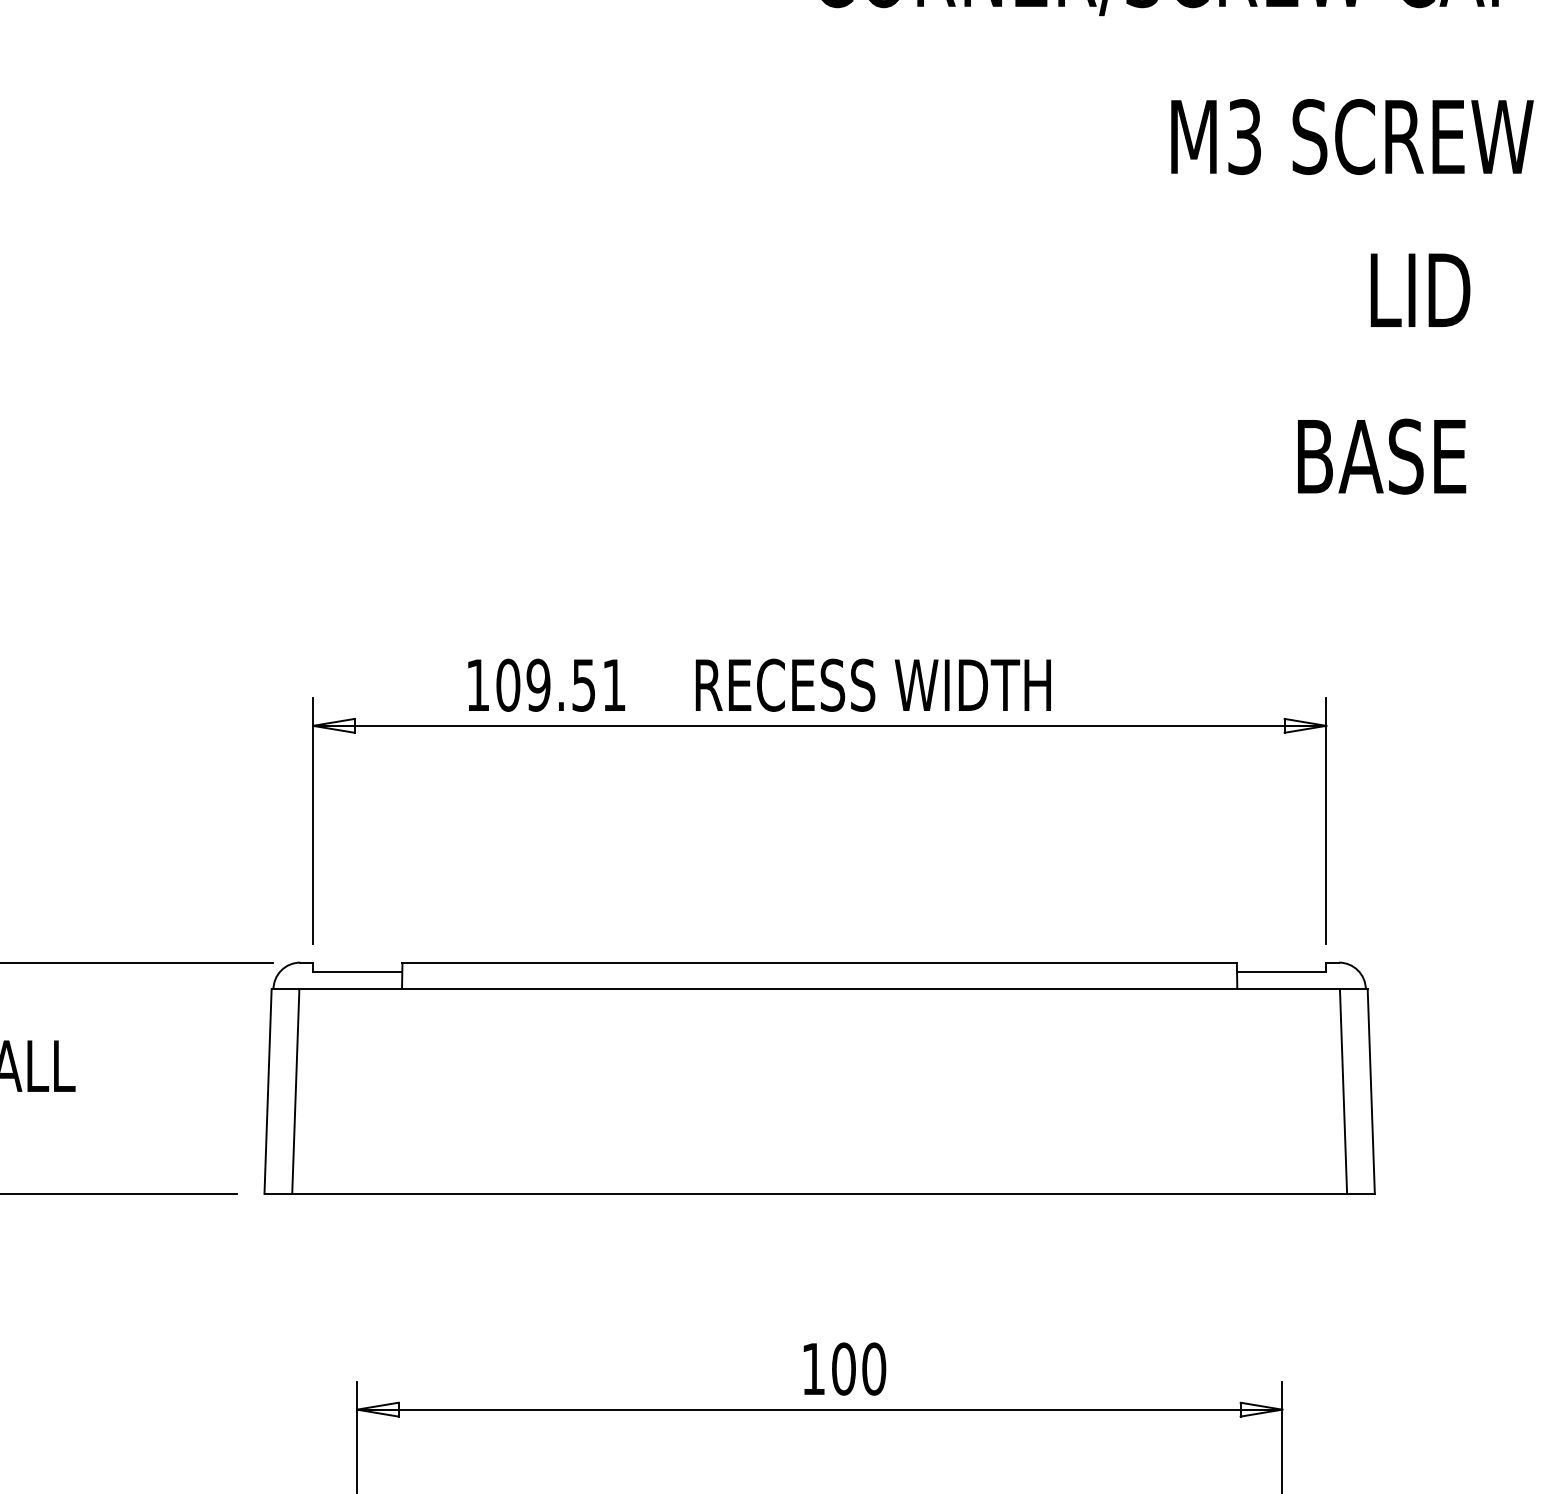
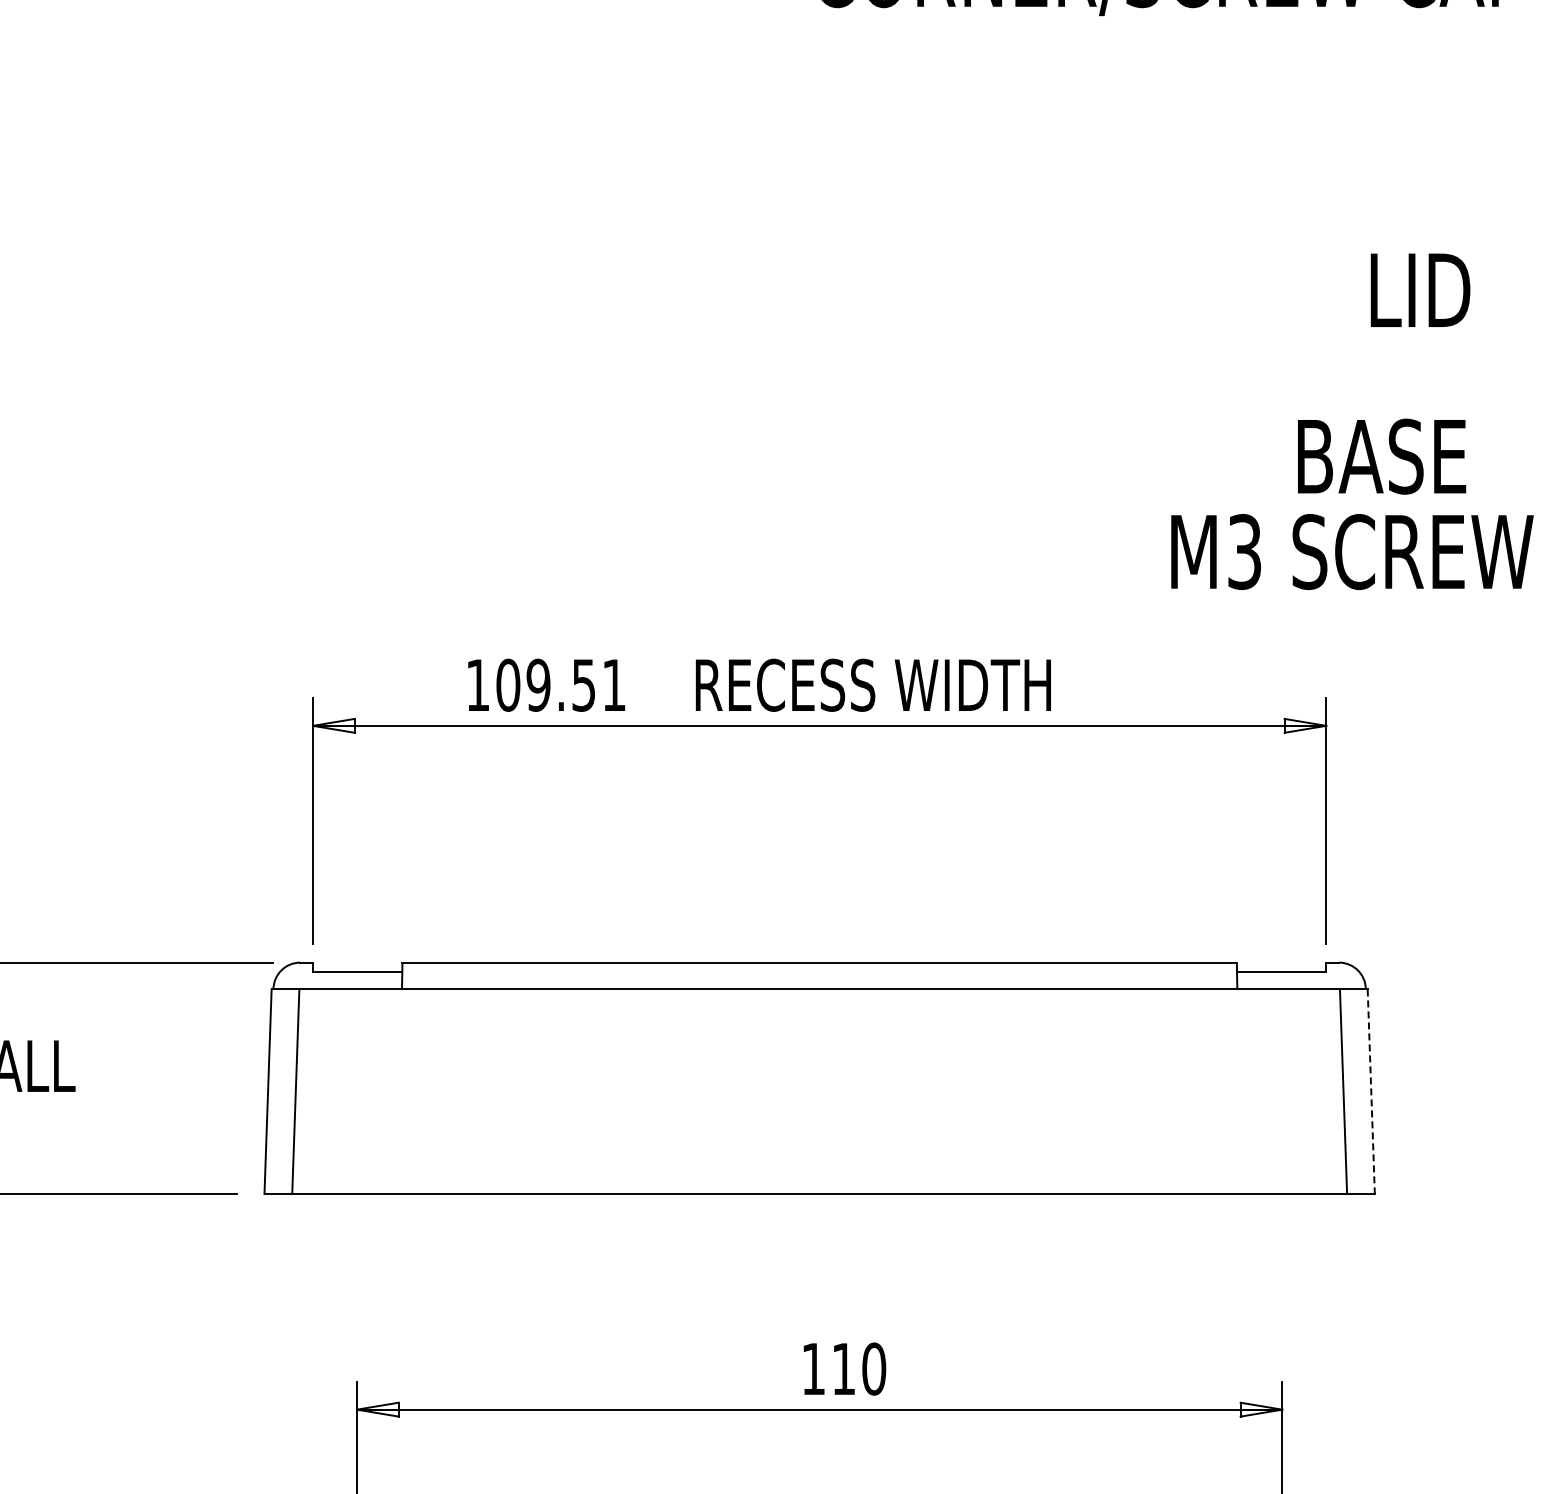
text position: (1352, 136) -> (1352, 551) (1352, 551)
line: solid -> dashed (1371, 1092)
text: 100 -> 110 (843, 1368)
